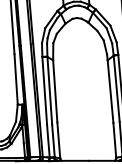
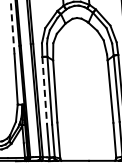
line: solid -> dashed (12, 27)
line: solid -> dashed (44, 90)
